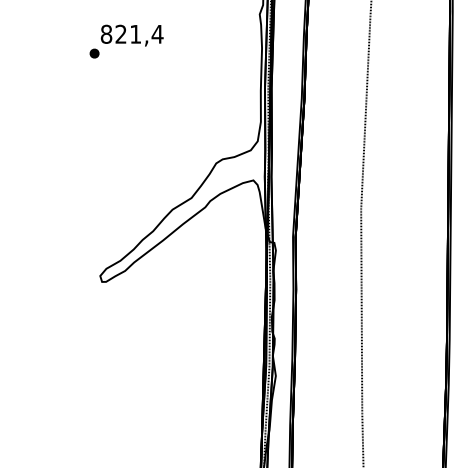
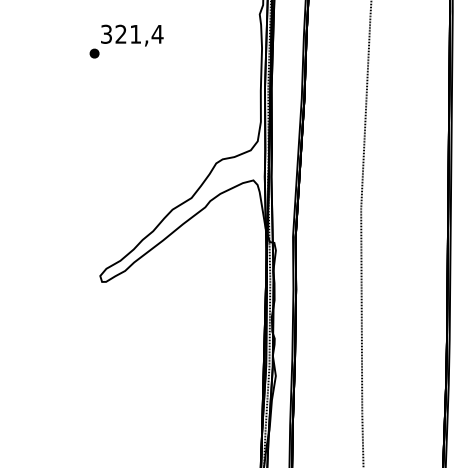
text: 821,4 -> 321,4 (106, 33)
